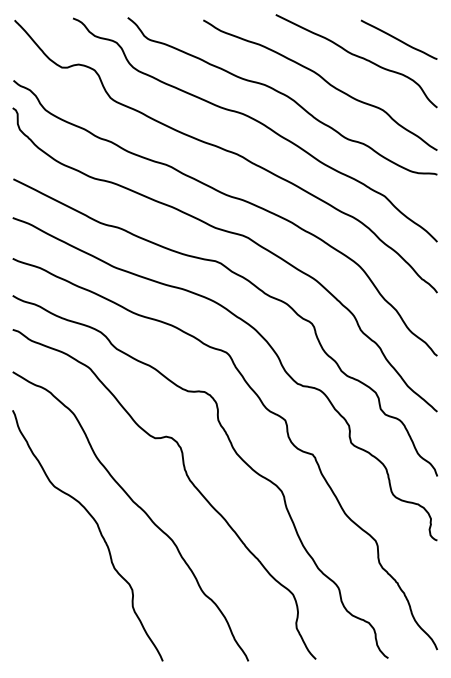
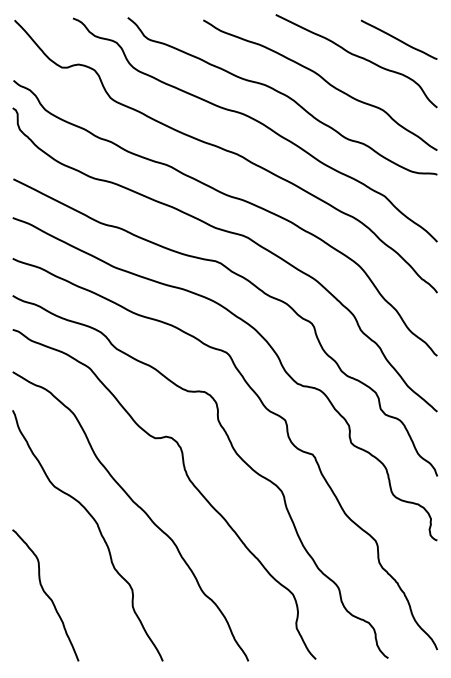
curve: none -> present (45, 594)
